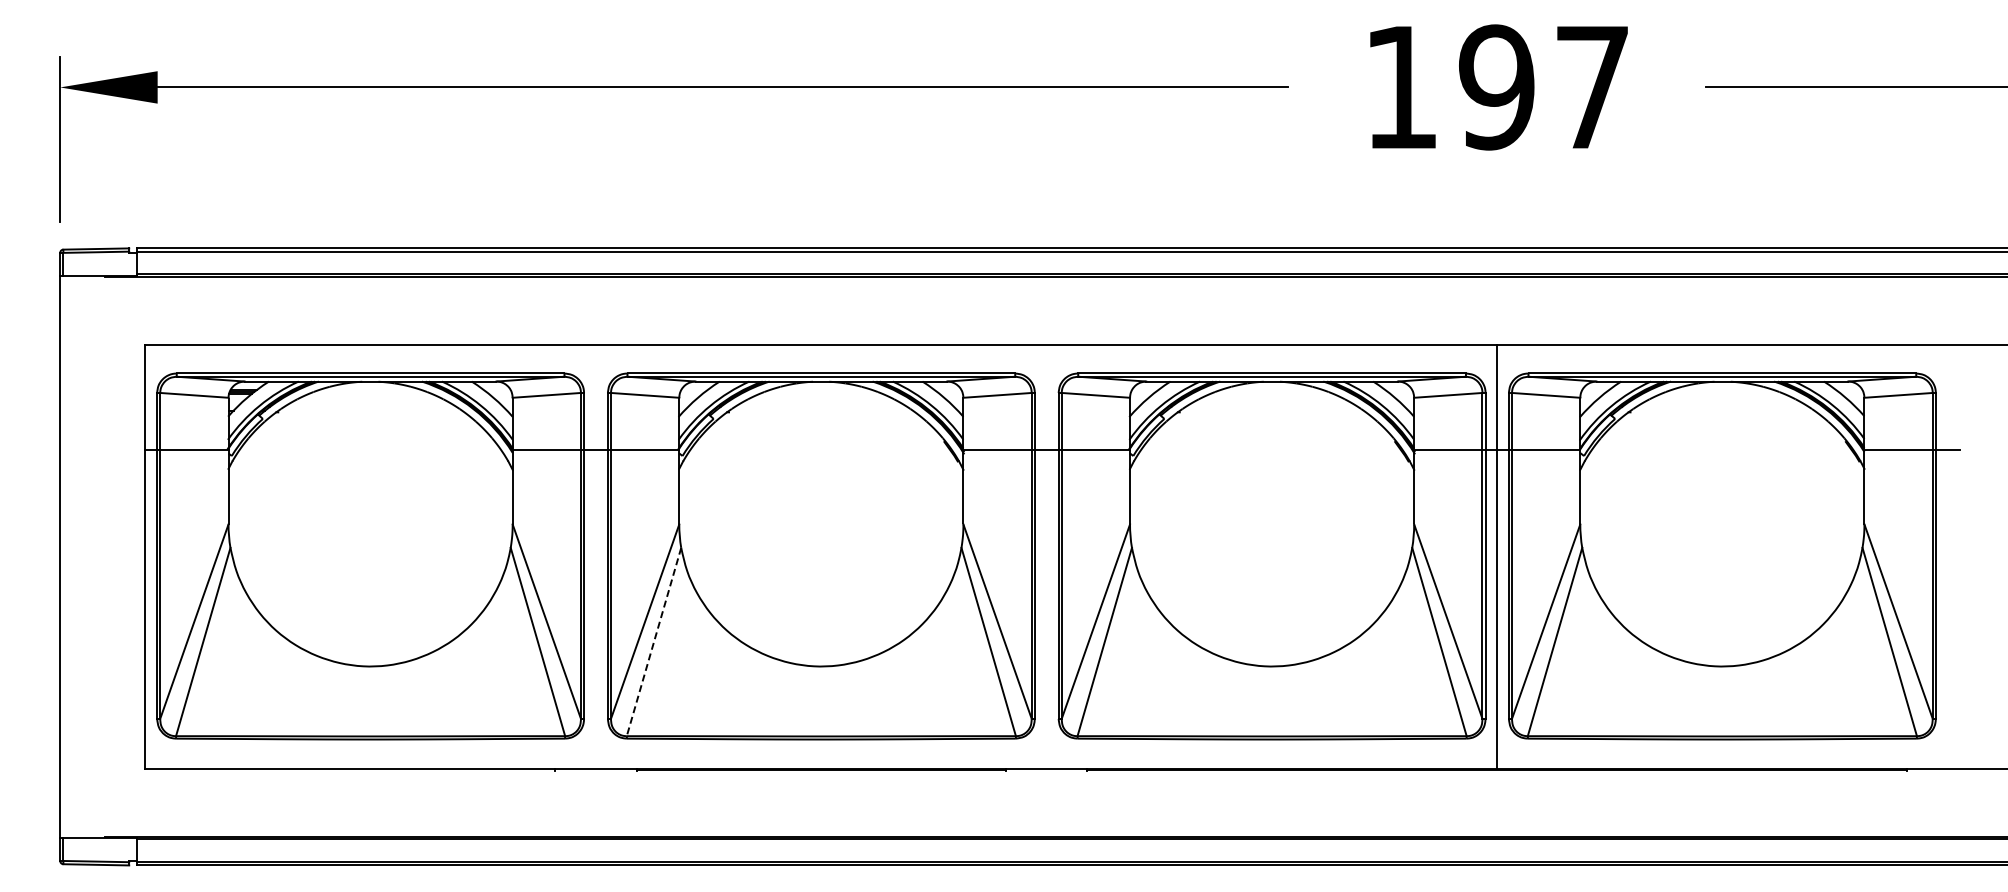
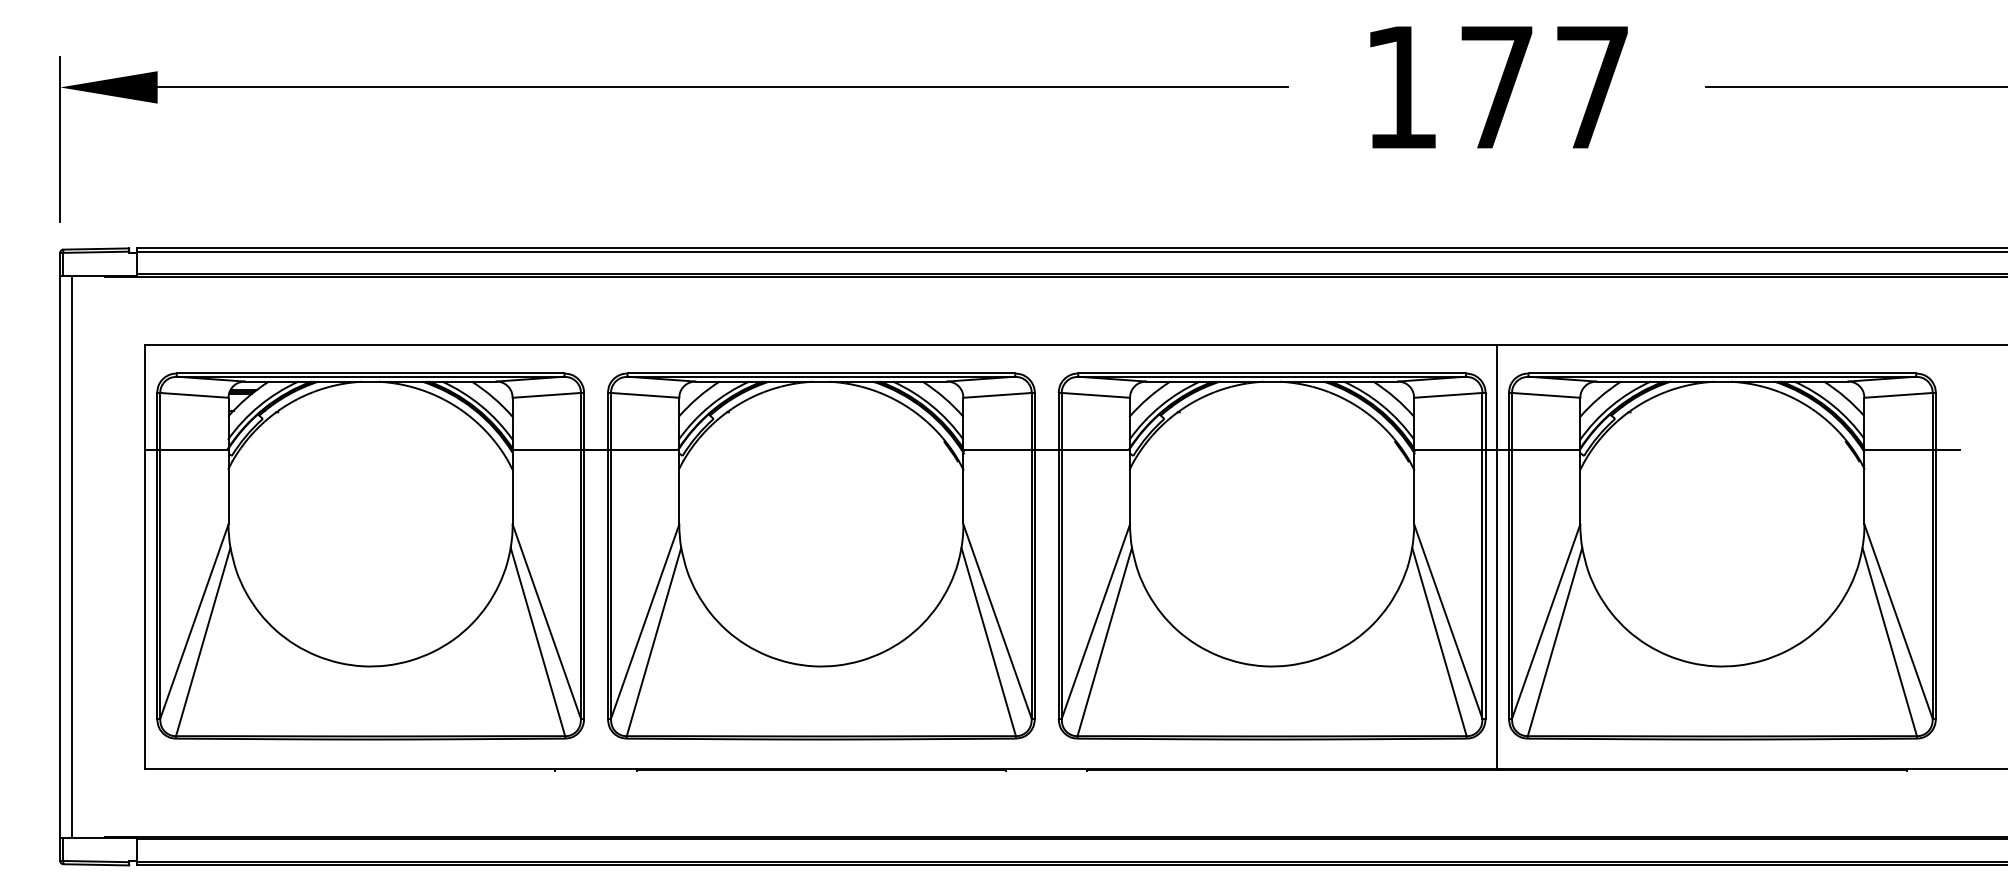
text: 197 -> 177 (1496, 87)
line: none -> present (71, 556)
line: dashed -> solid (653, 642)
